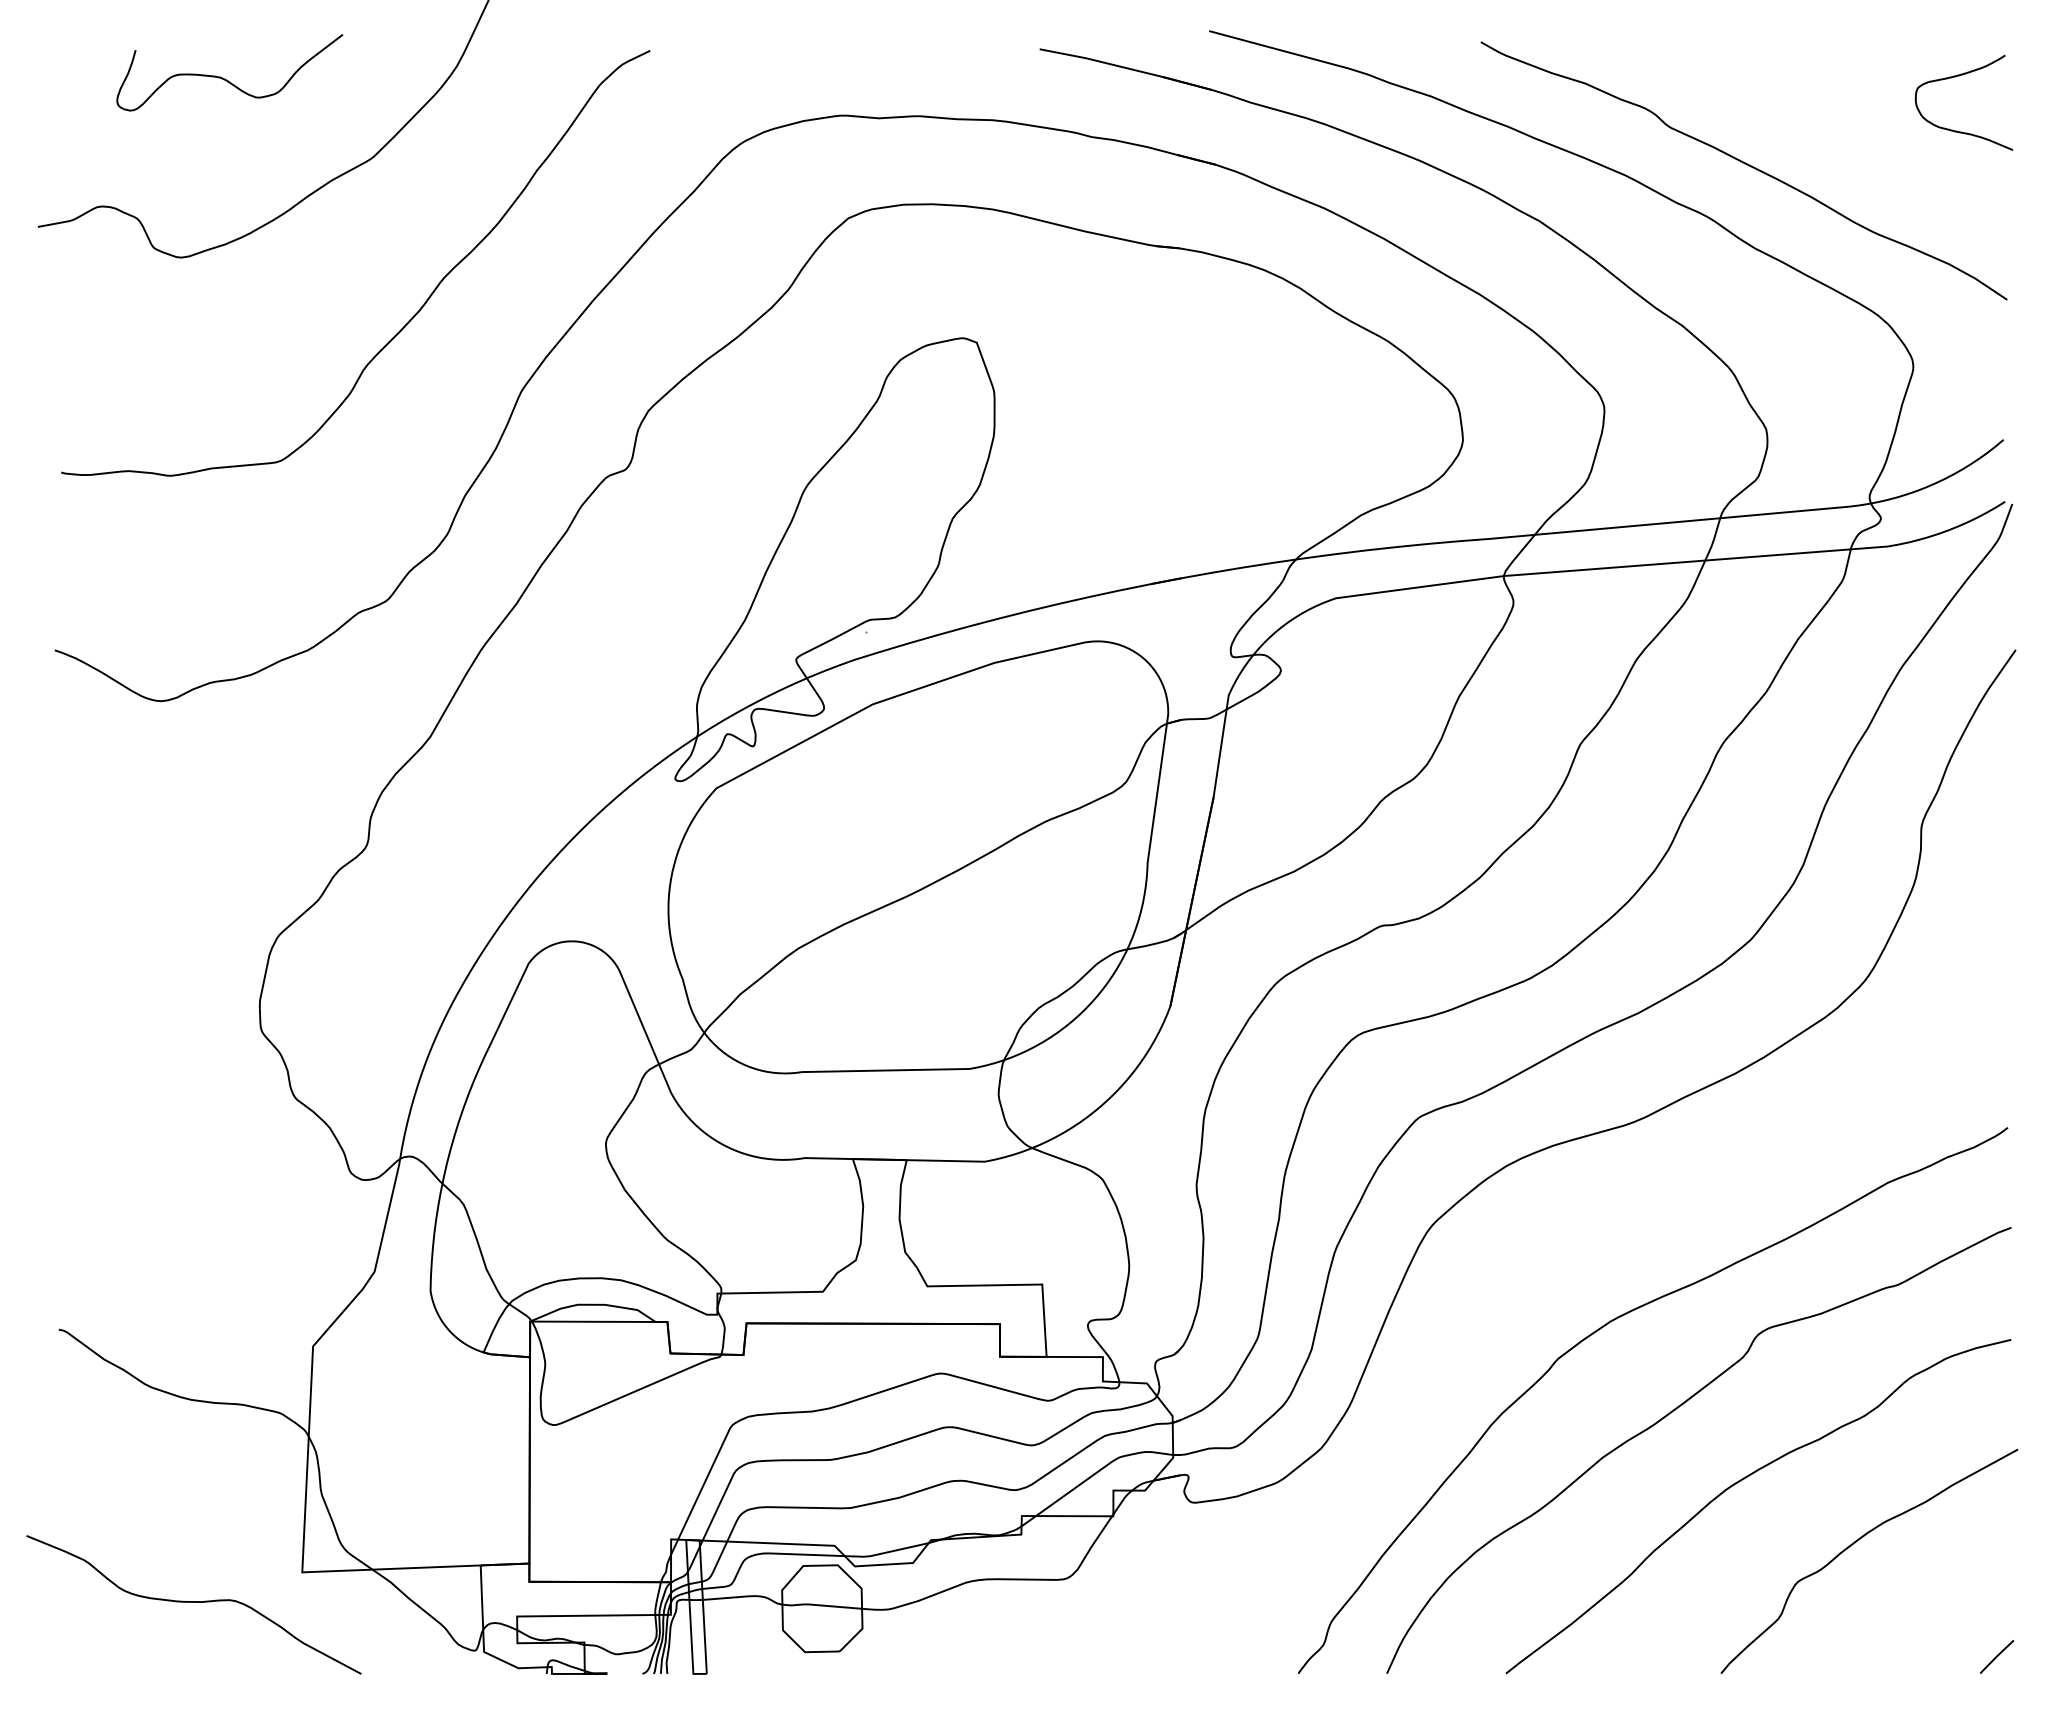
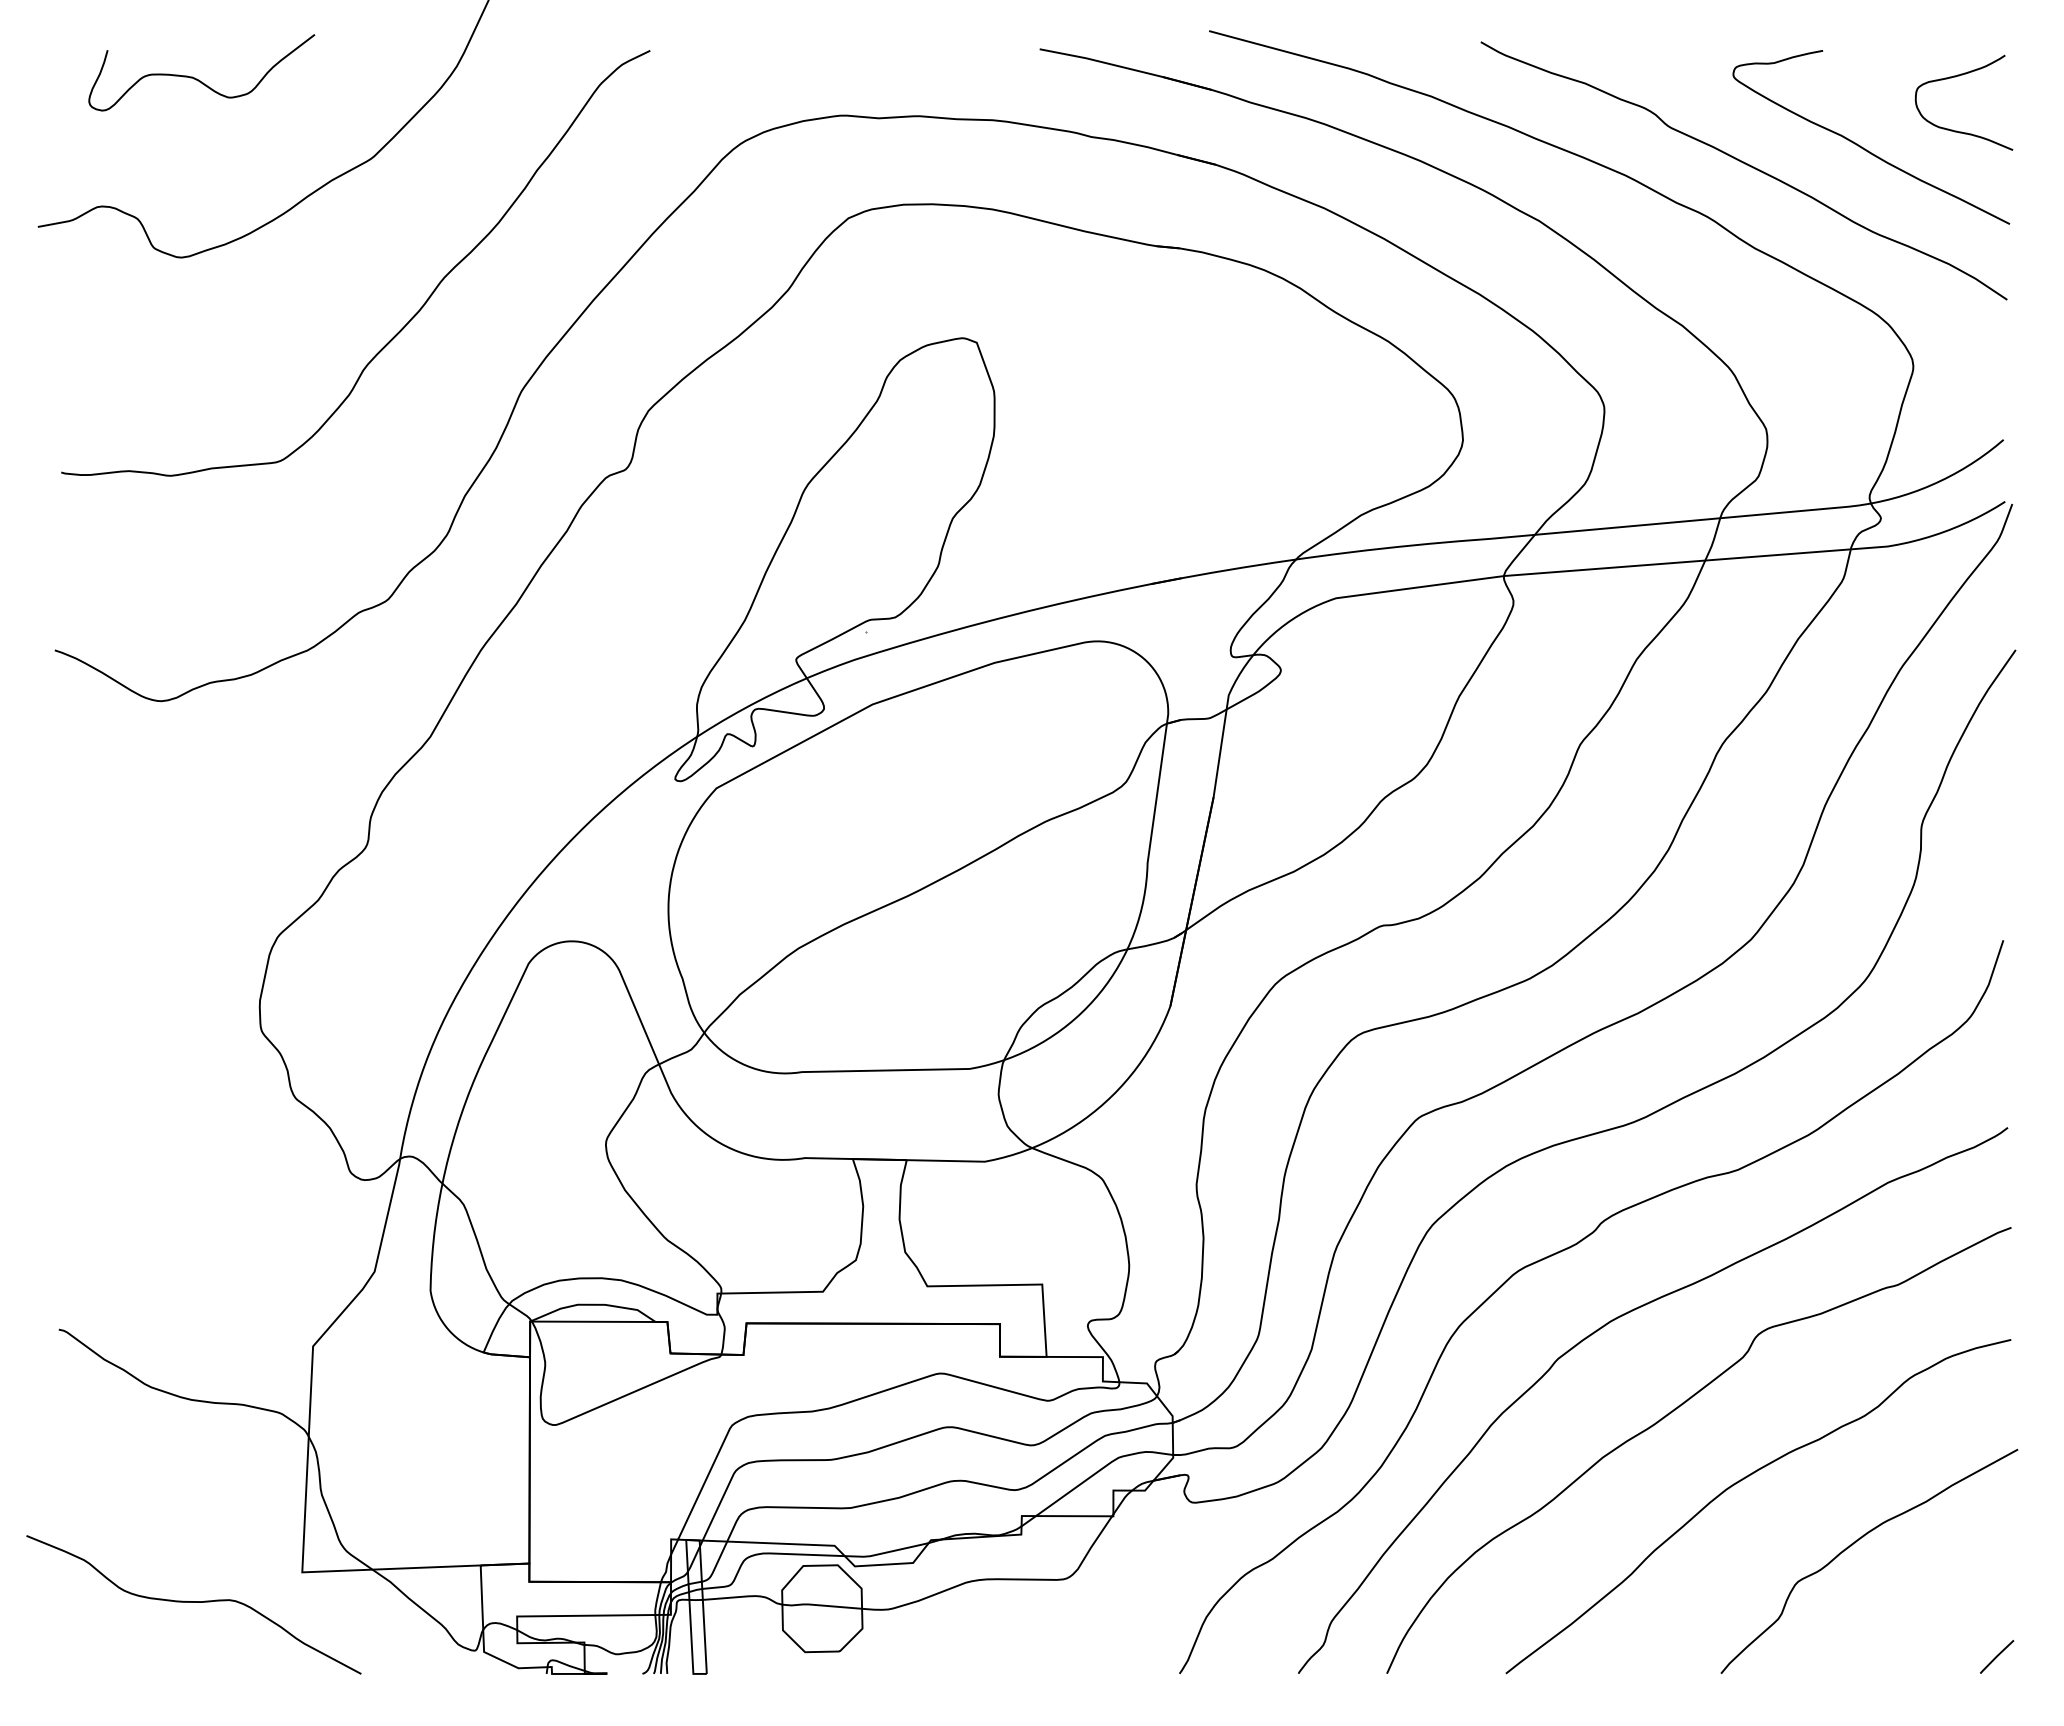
curve position: (226, 79) -> (198, 79) (198, 79)
curve: none -> present (1865, 148)
curve: none -> present (1563, 1251)
